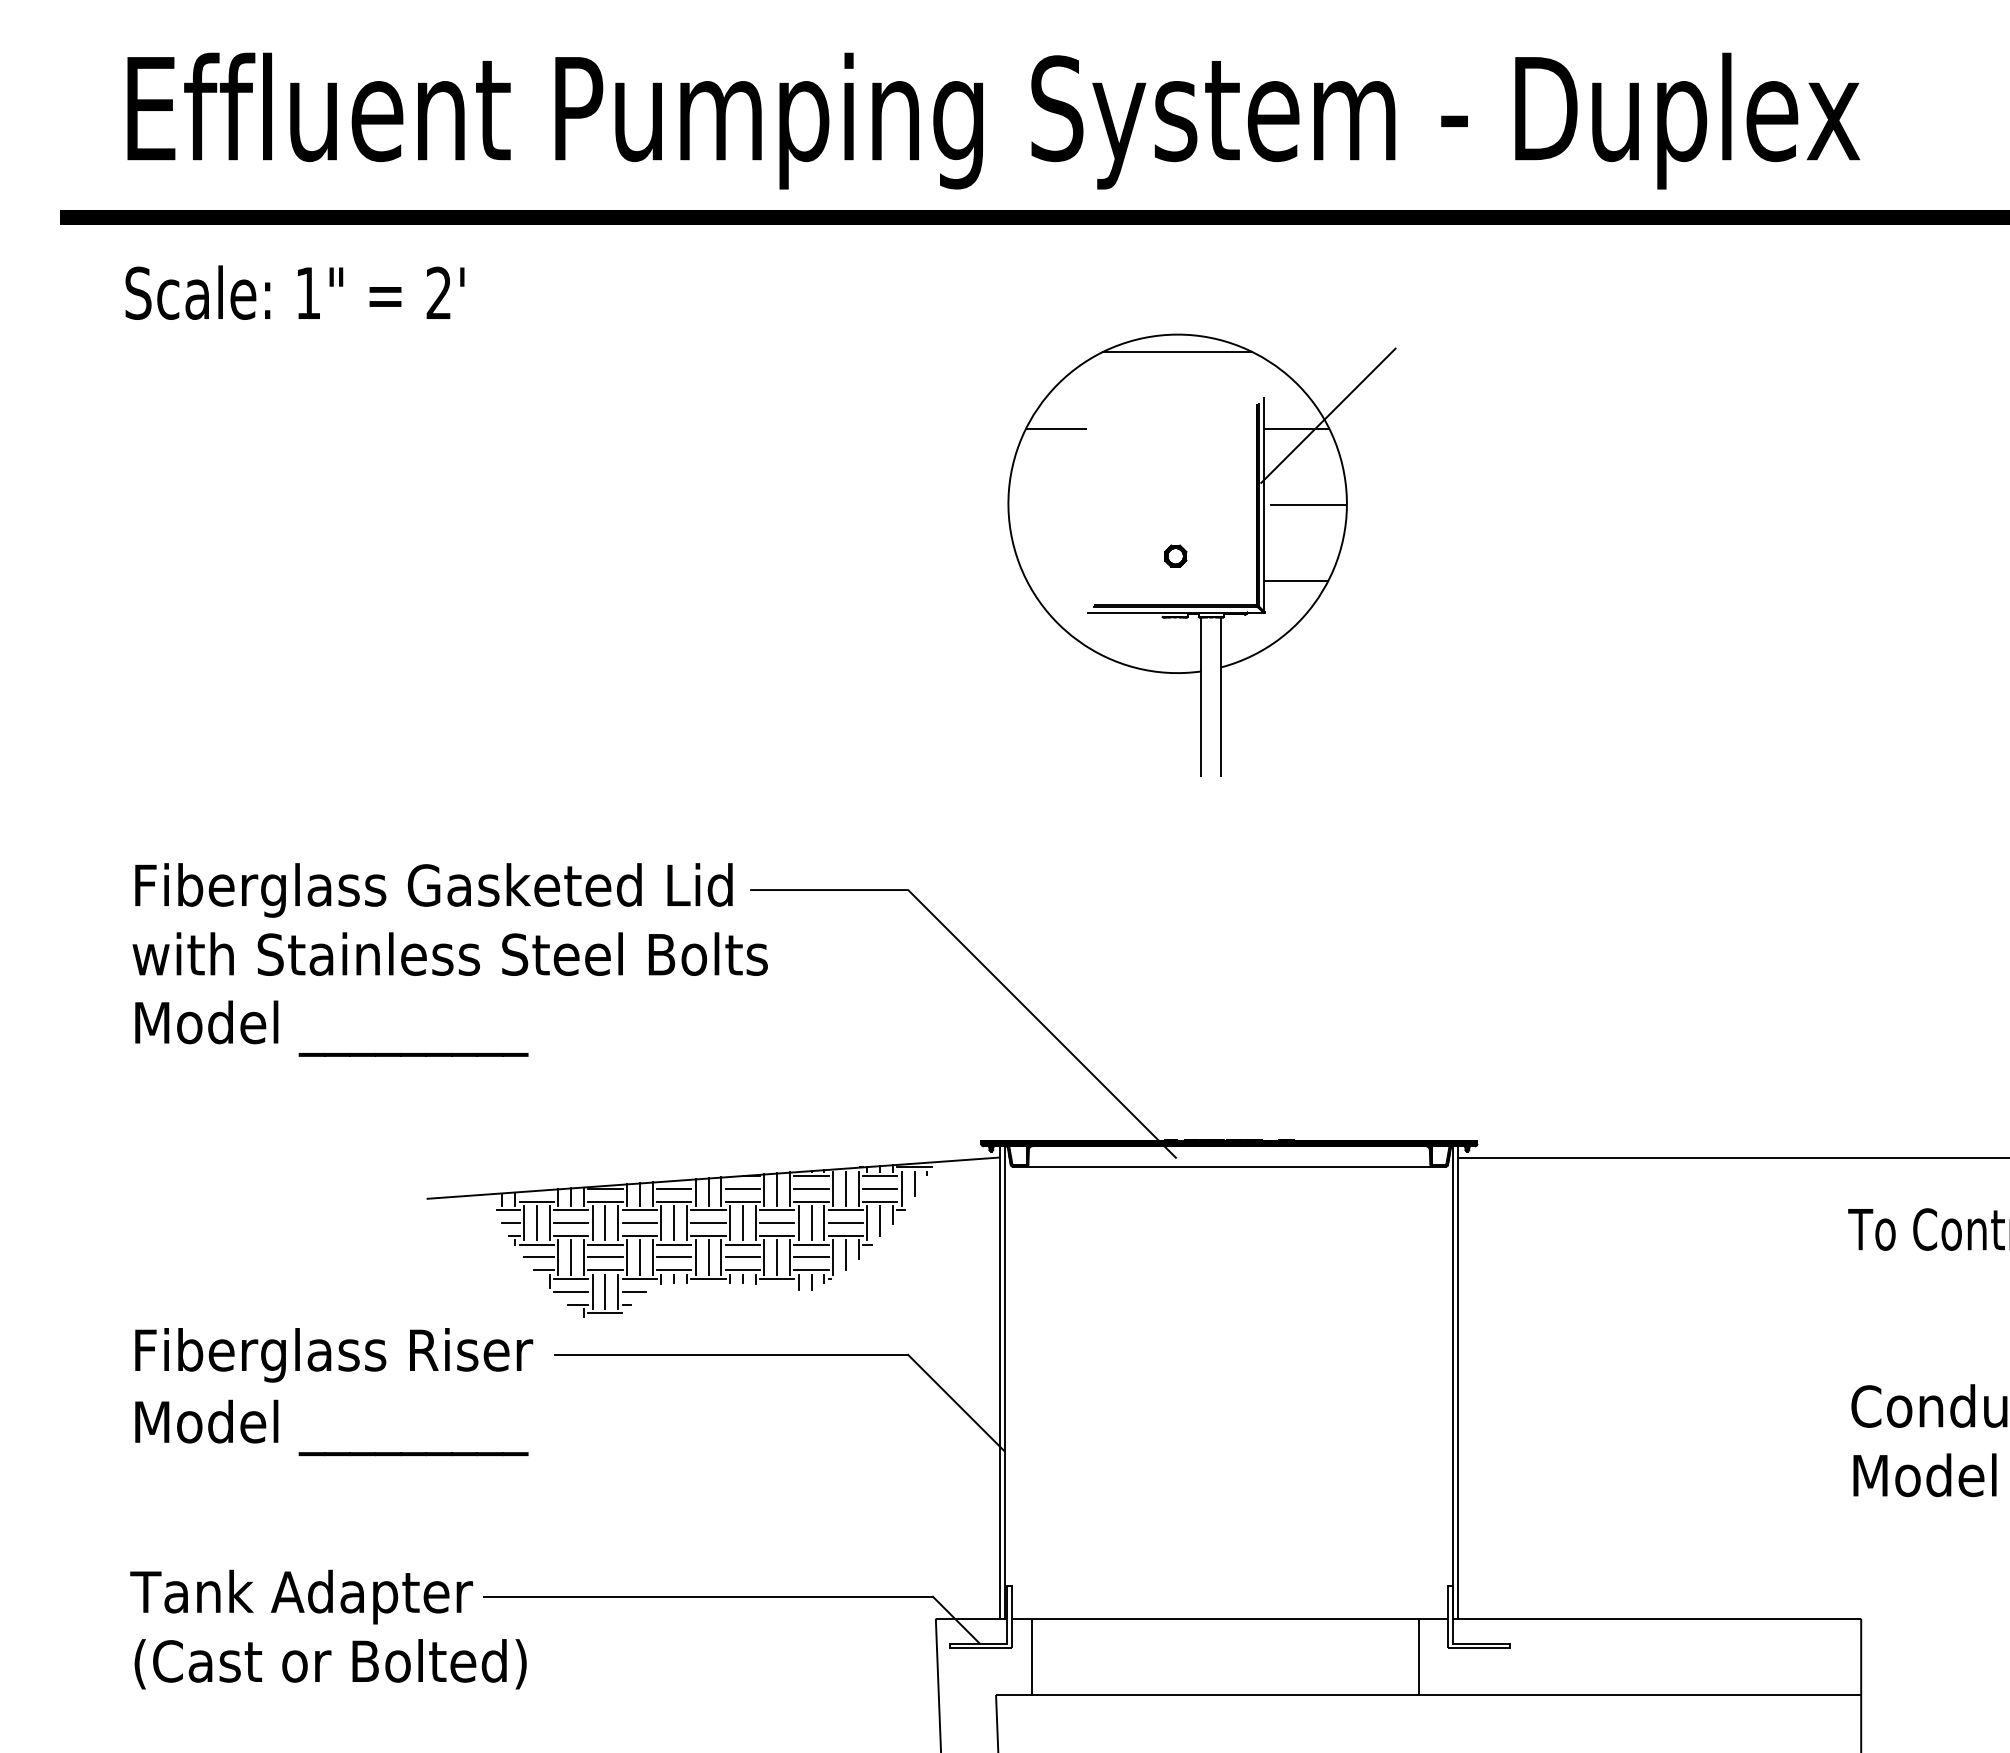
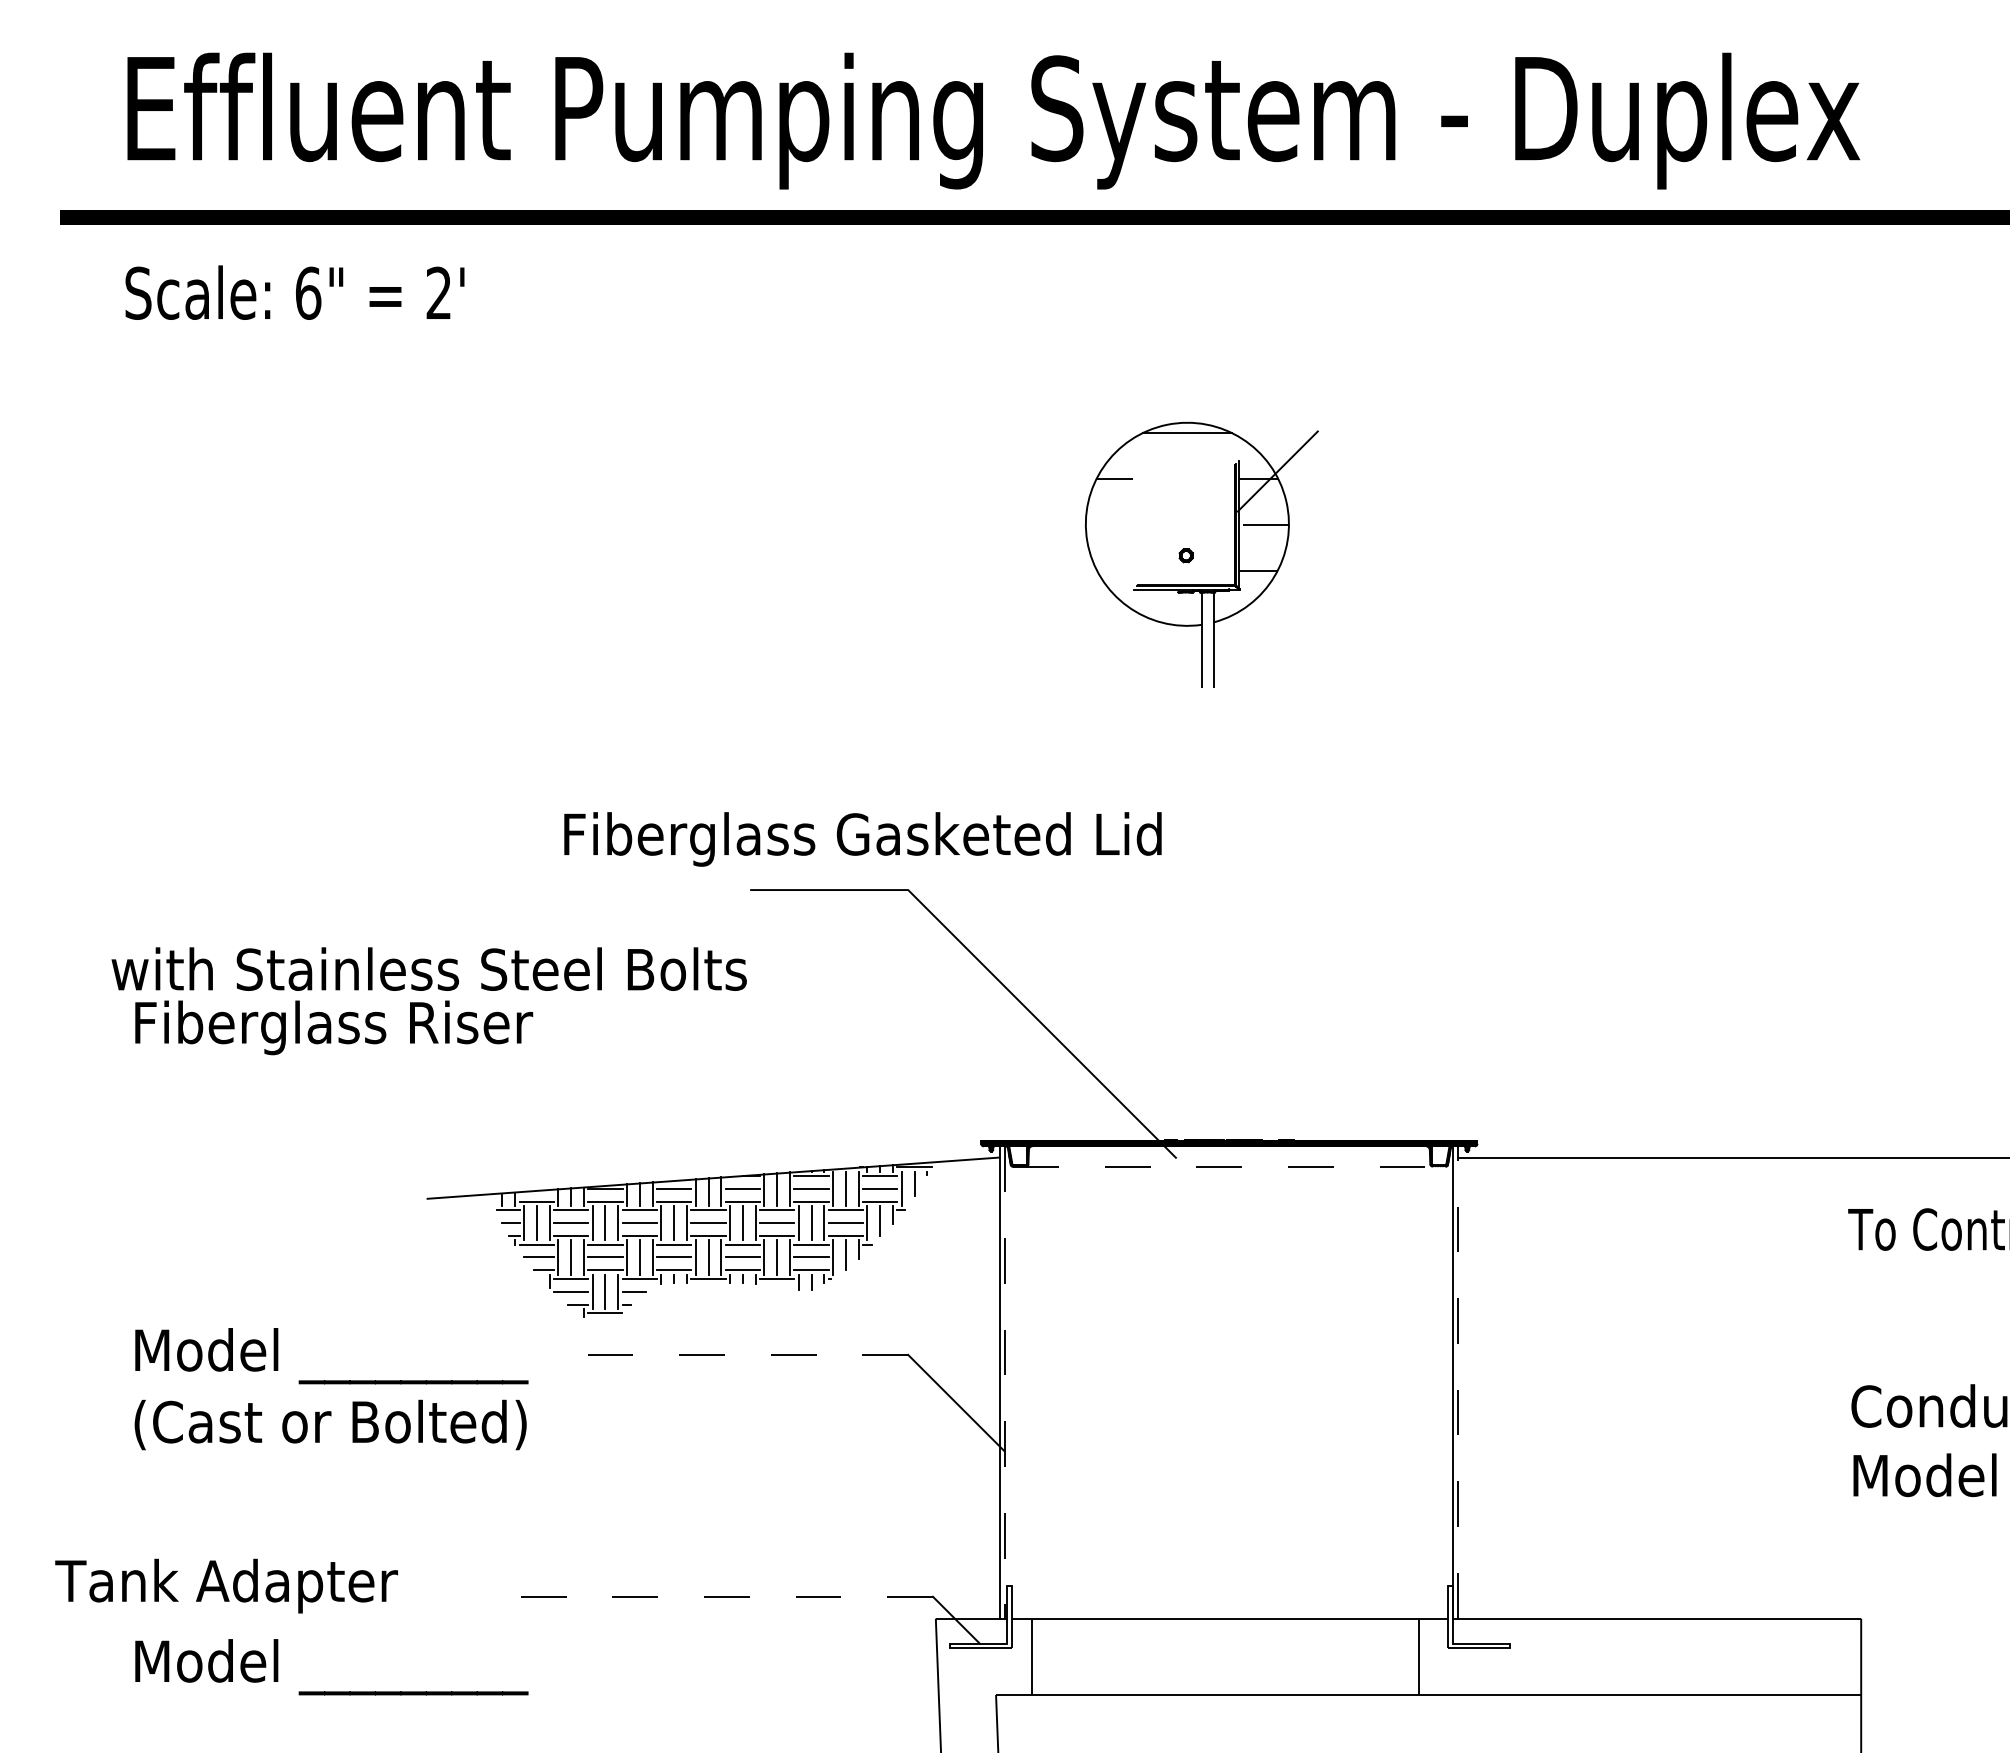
text: 1" -> 6" (308, 292)
part size: 390x444 px -> 234x267 px (1201, 554)
text position: (433, 890) -> (862, 839) (862, 839)
text position: (449, 953) -> (428, 968) (428, 968)
text: Model _________ -> Fiberglass Riser (336, 1028)
line: solid -> dashed (1229, 1166)
line: solid -> dashed (731, 1354)
text: Fiberglass Riser -> Model _________ (336, 1356)
line: solid -> dashed (1458, 1382)
line: solid -> dashed (1004, 1383)
text: Model _________ -> (Cast or Bolted) (331, 1427)
text position: (301, 1596) -> (226, 1585) (226, 1585)
line: solid -> dashed (708, 1596)
text: (Cast or Bolted) -> Model _________ (331, 1667)
